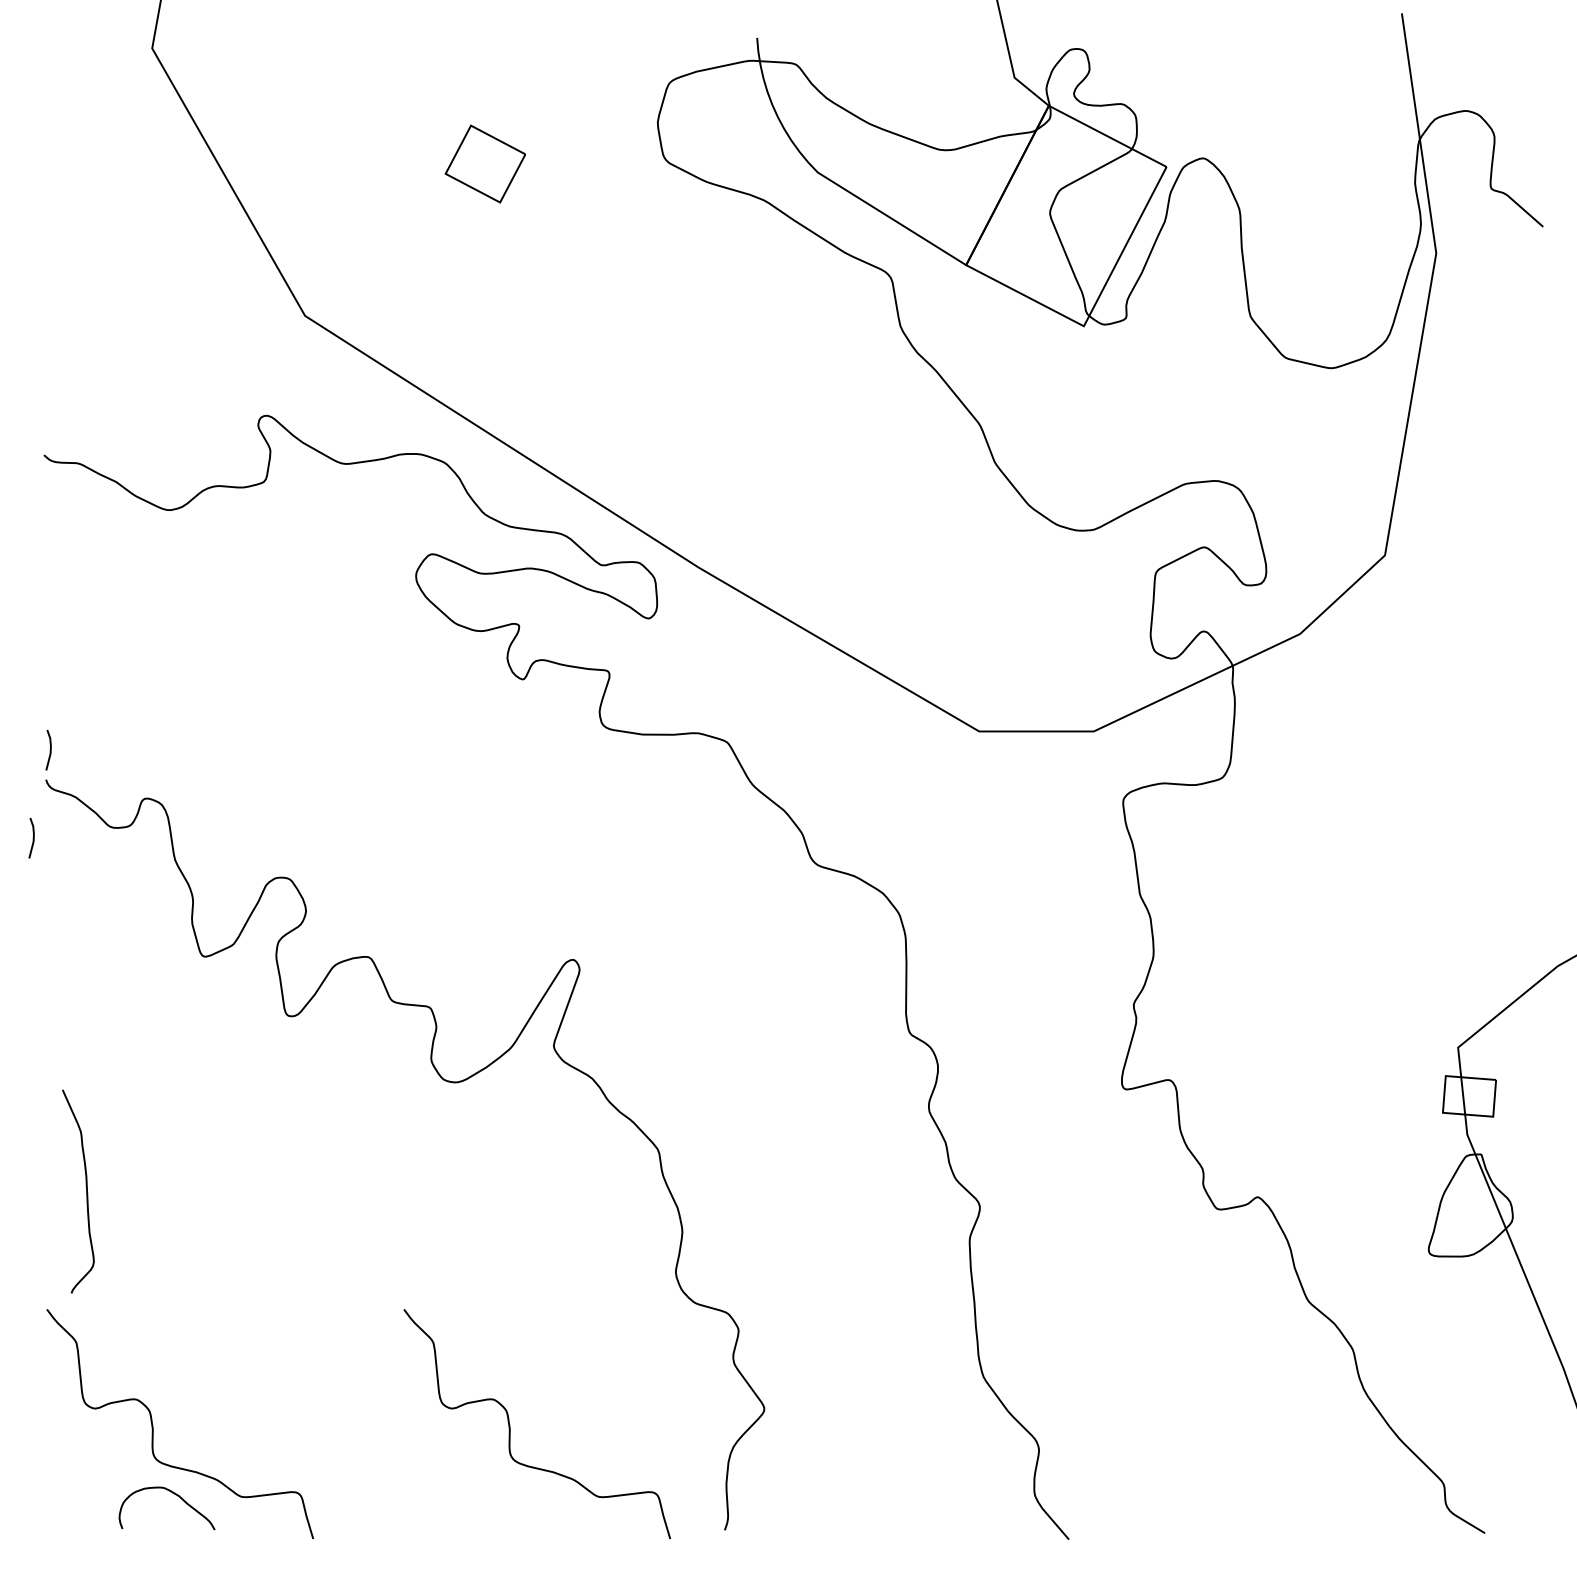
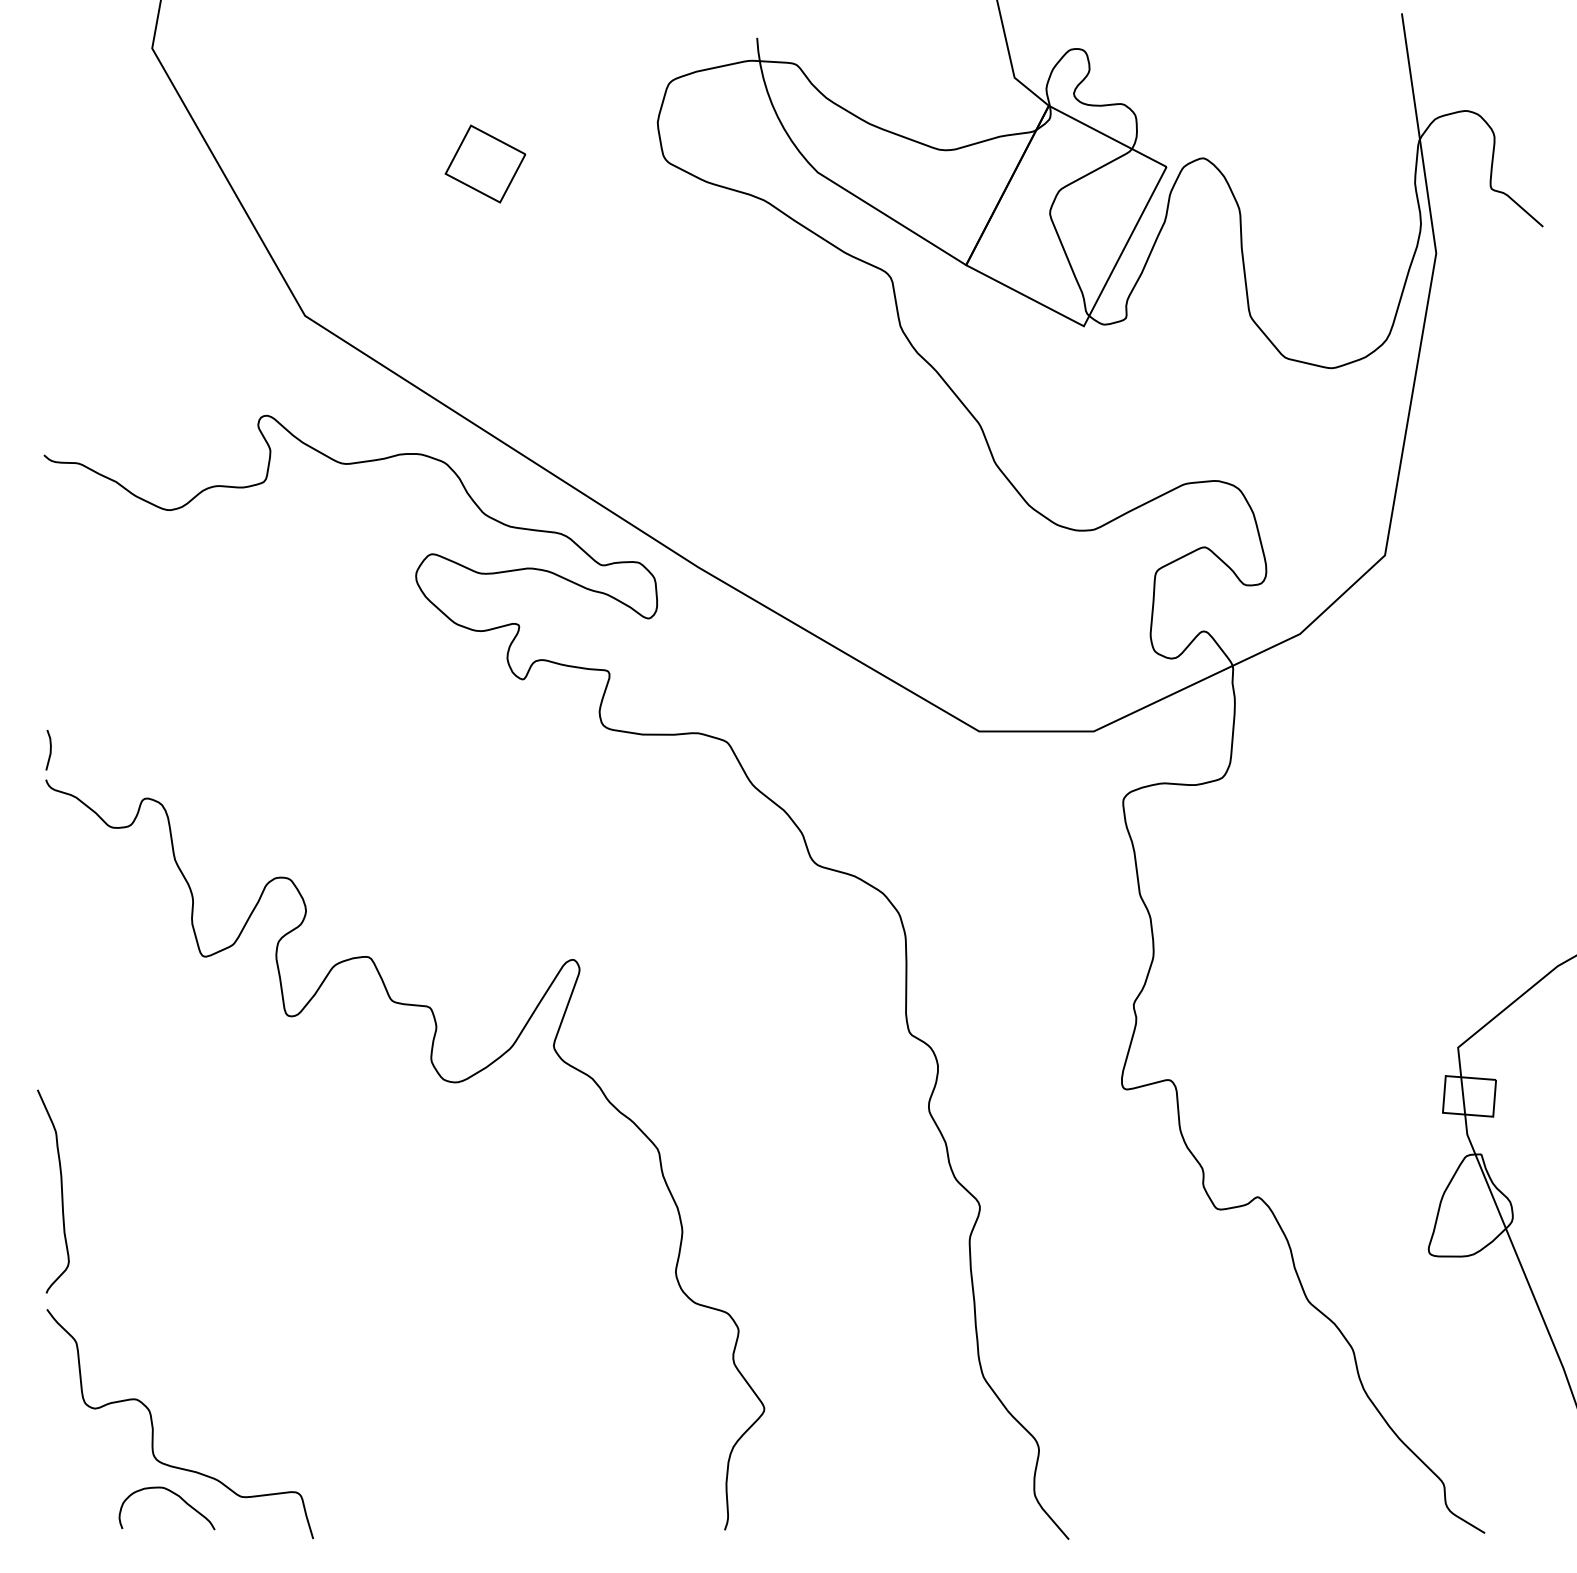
line: present -> none (32, 838)
curve position: (86, 1191) -> (61, 1191) (61, 1191)
curve: present -> none (510, 1424)
